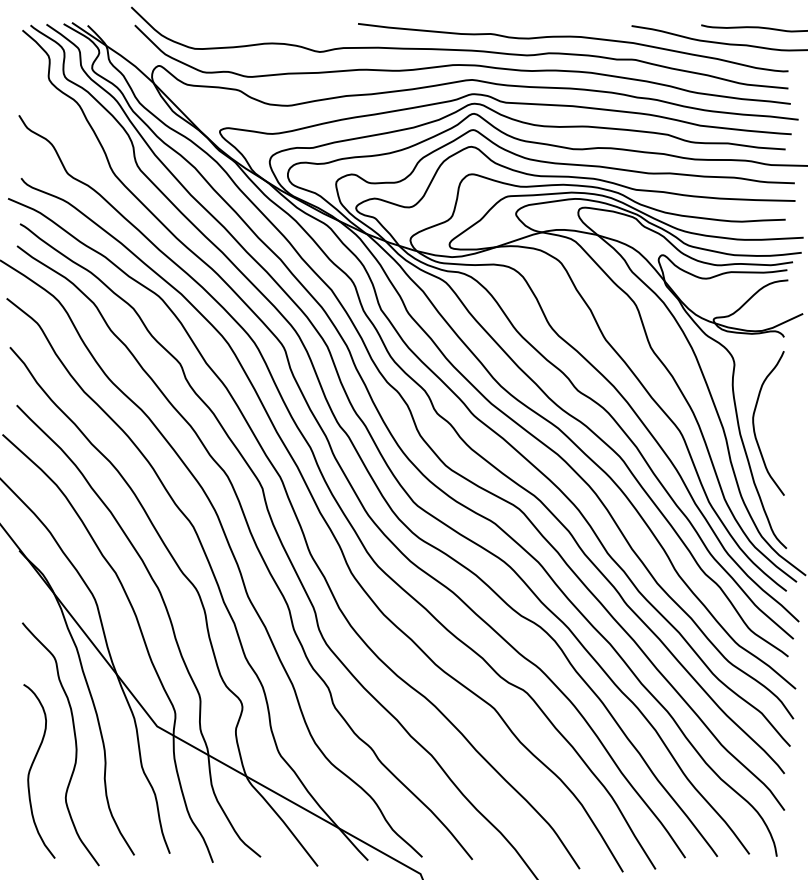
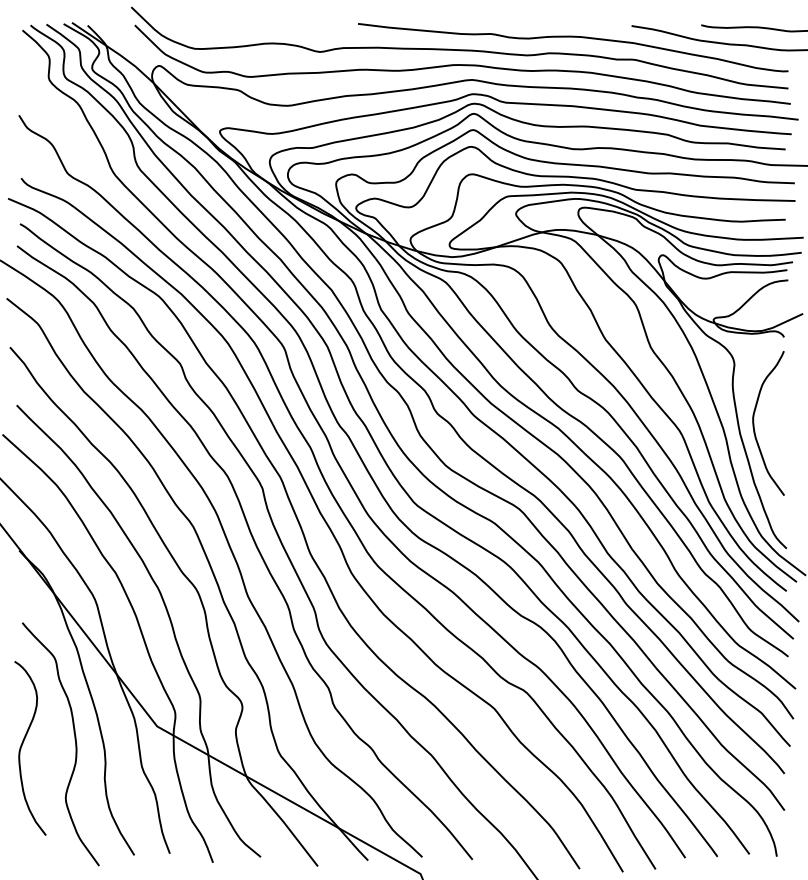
curve position: (31, 769) -> (22, 746) (22, 746)
